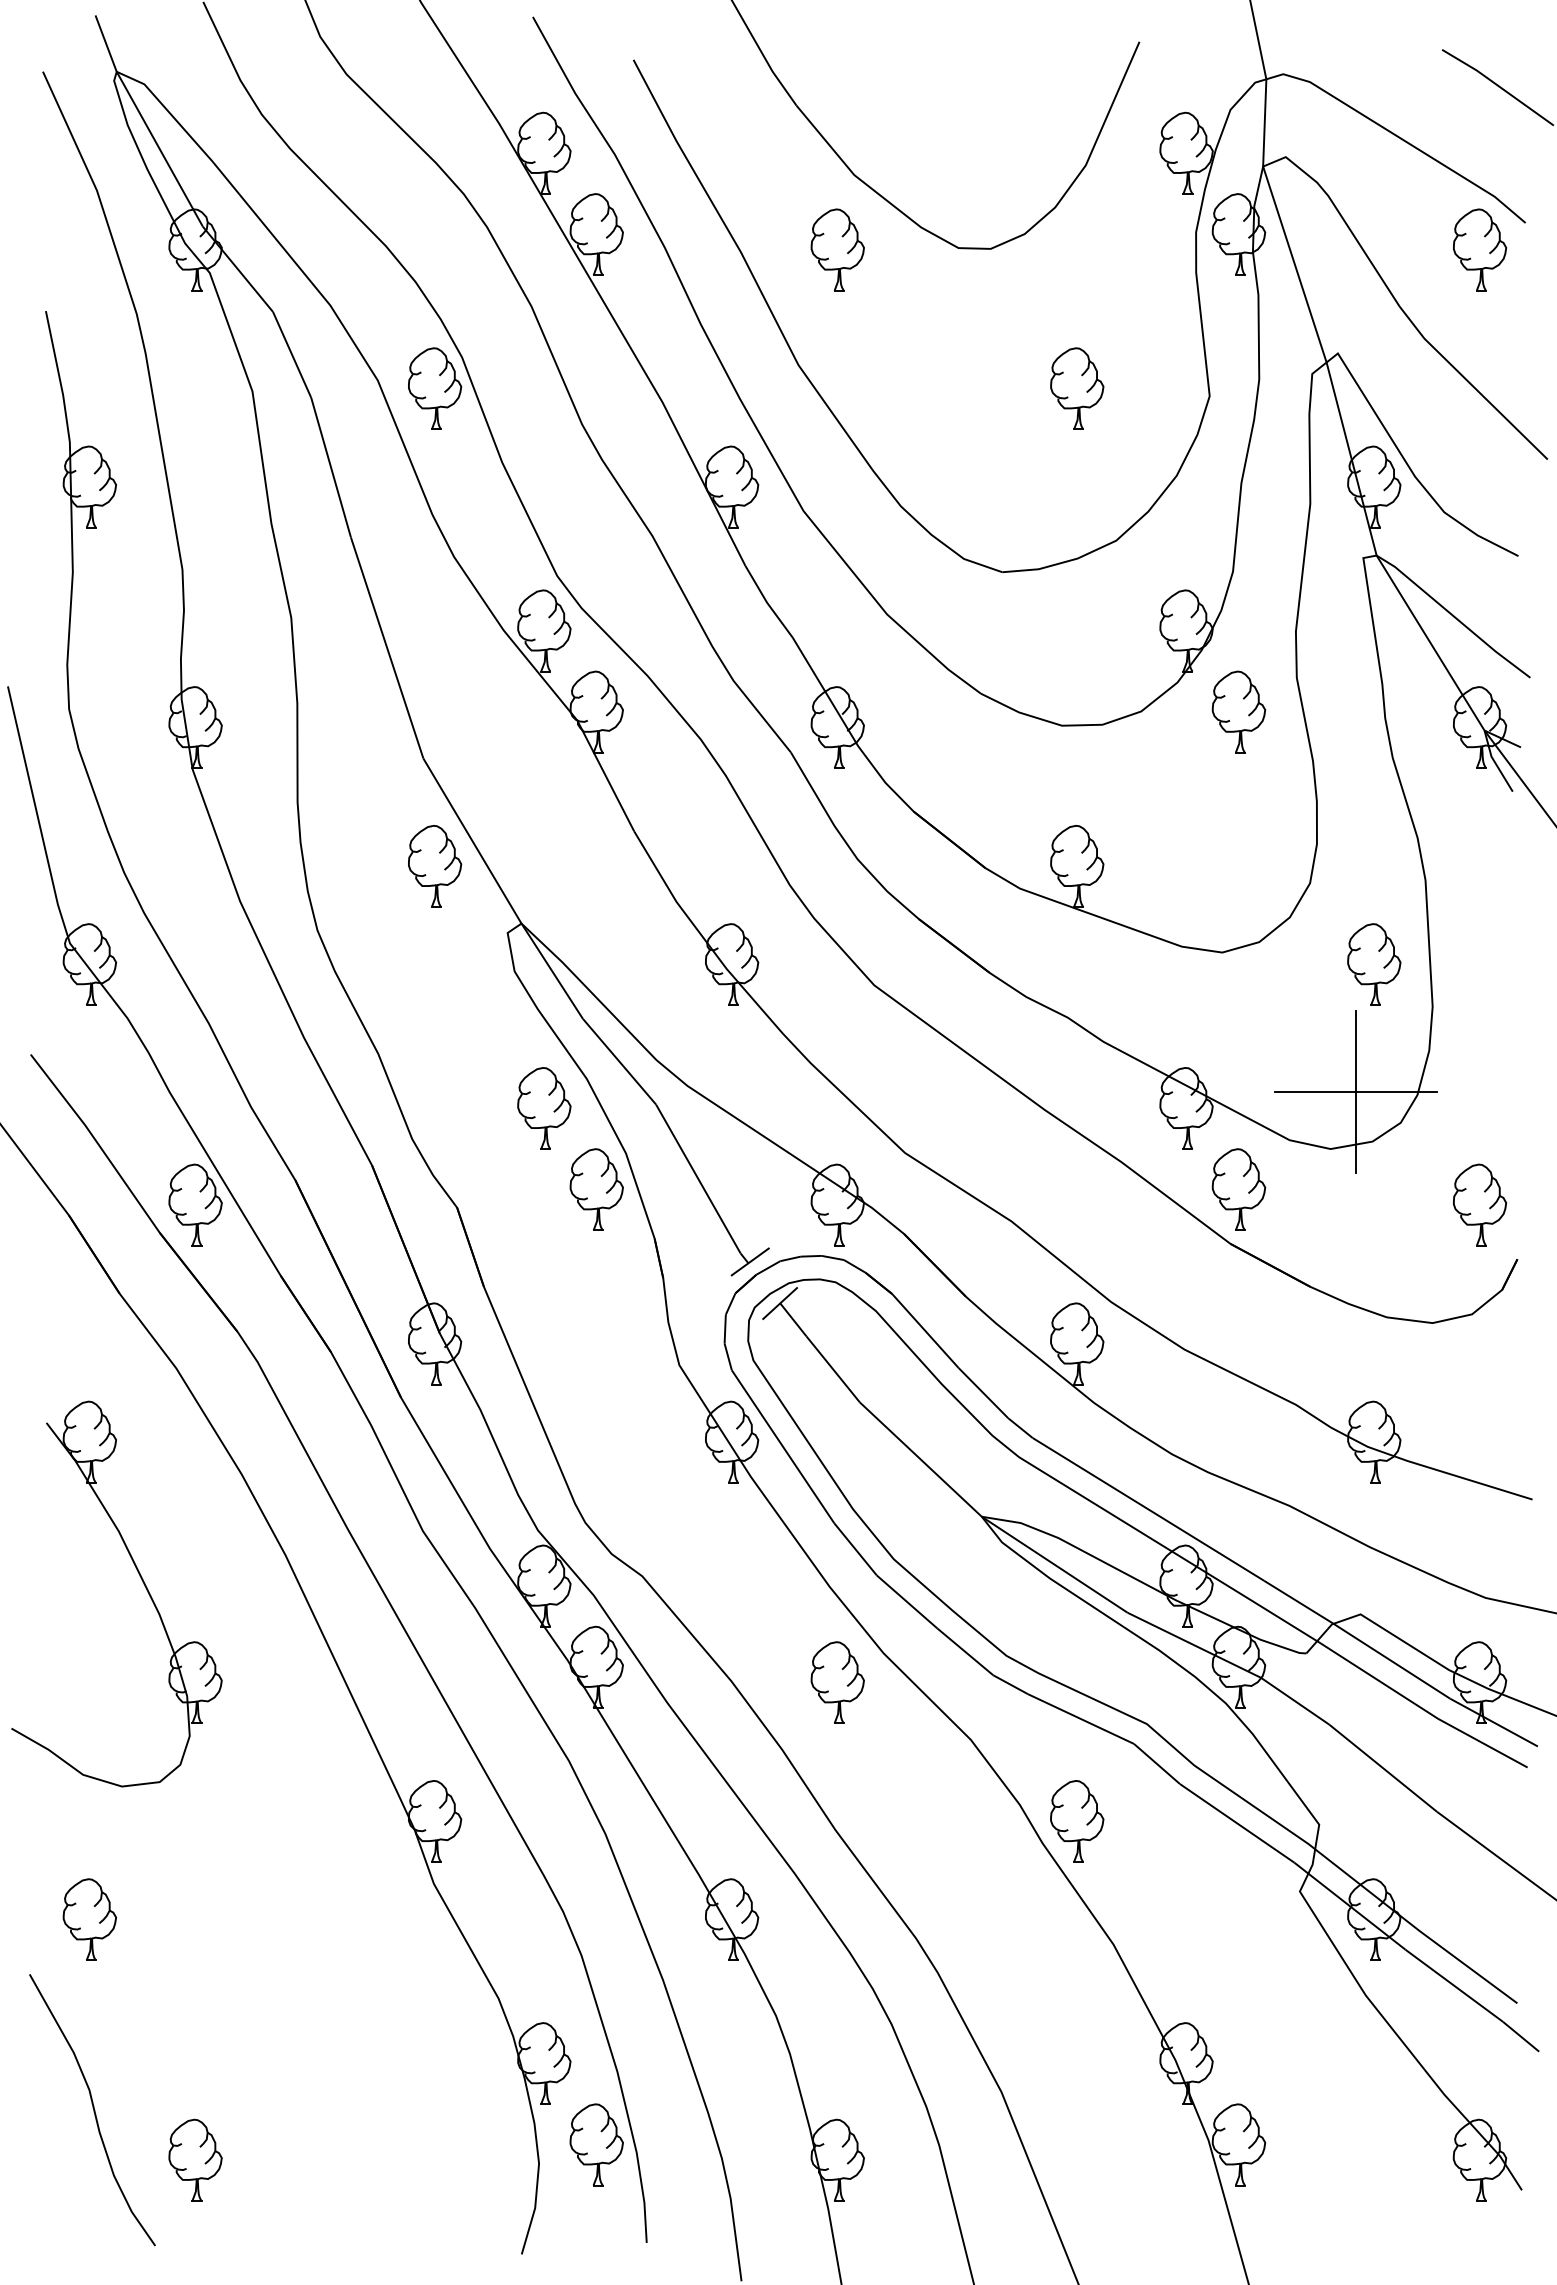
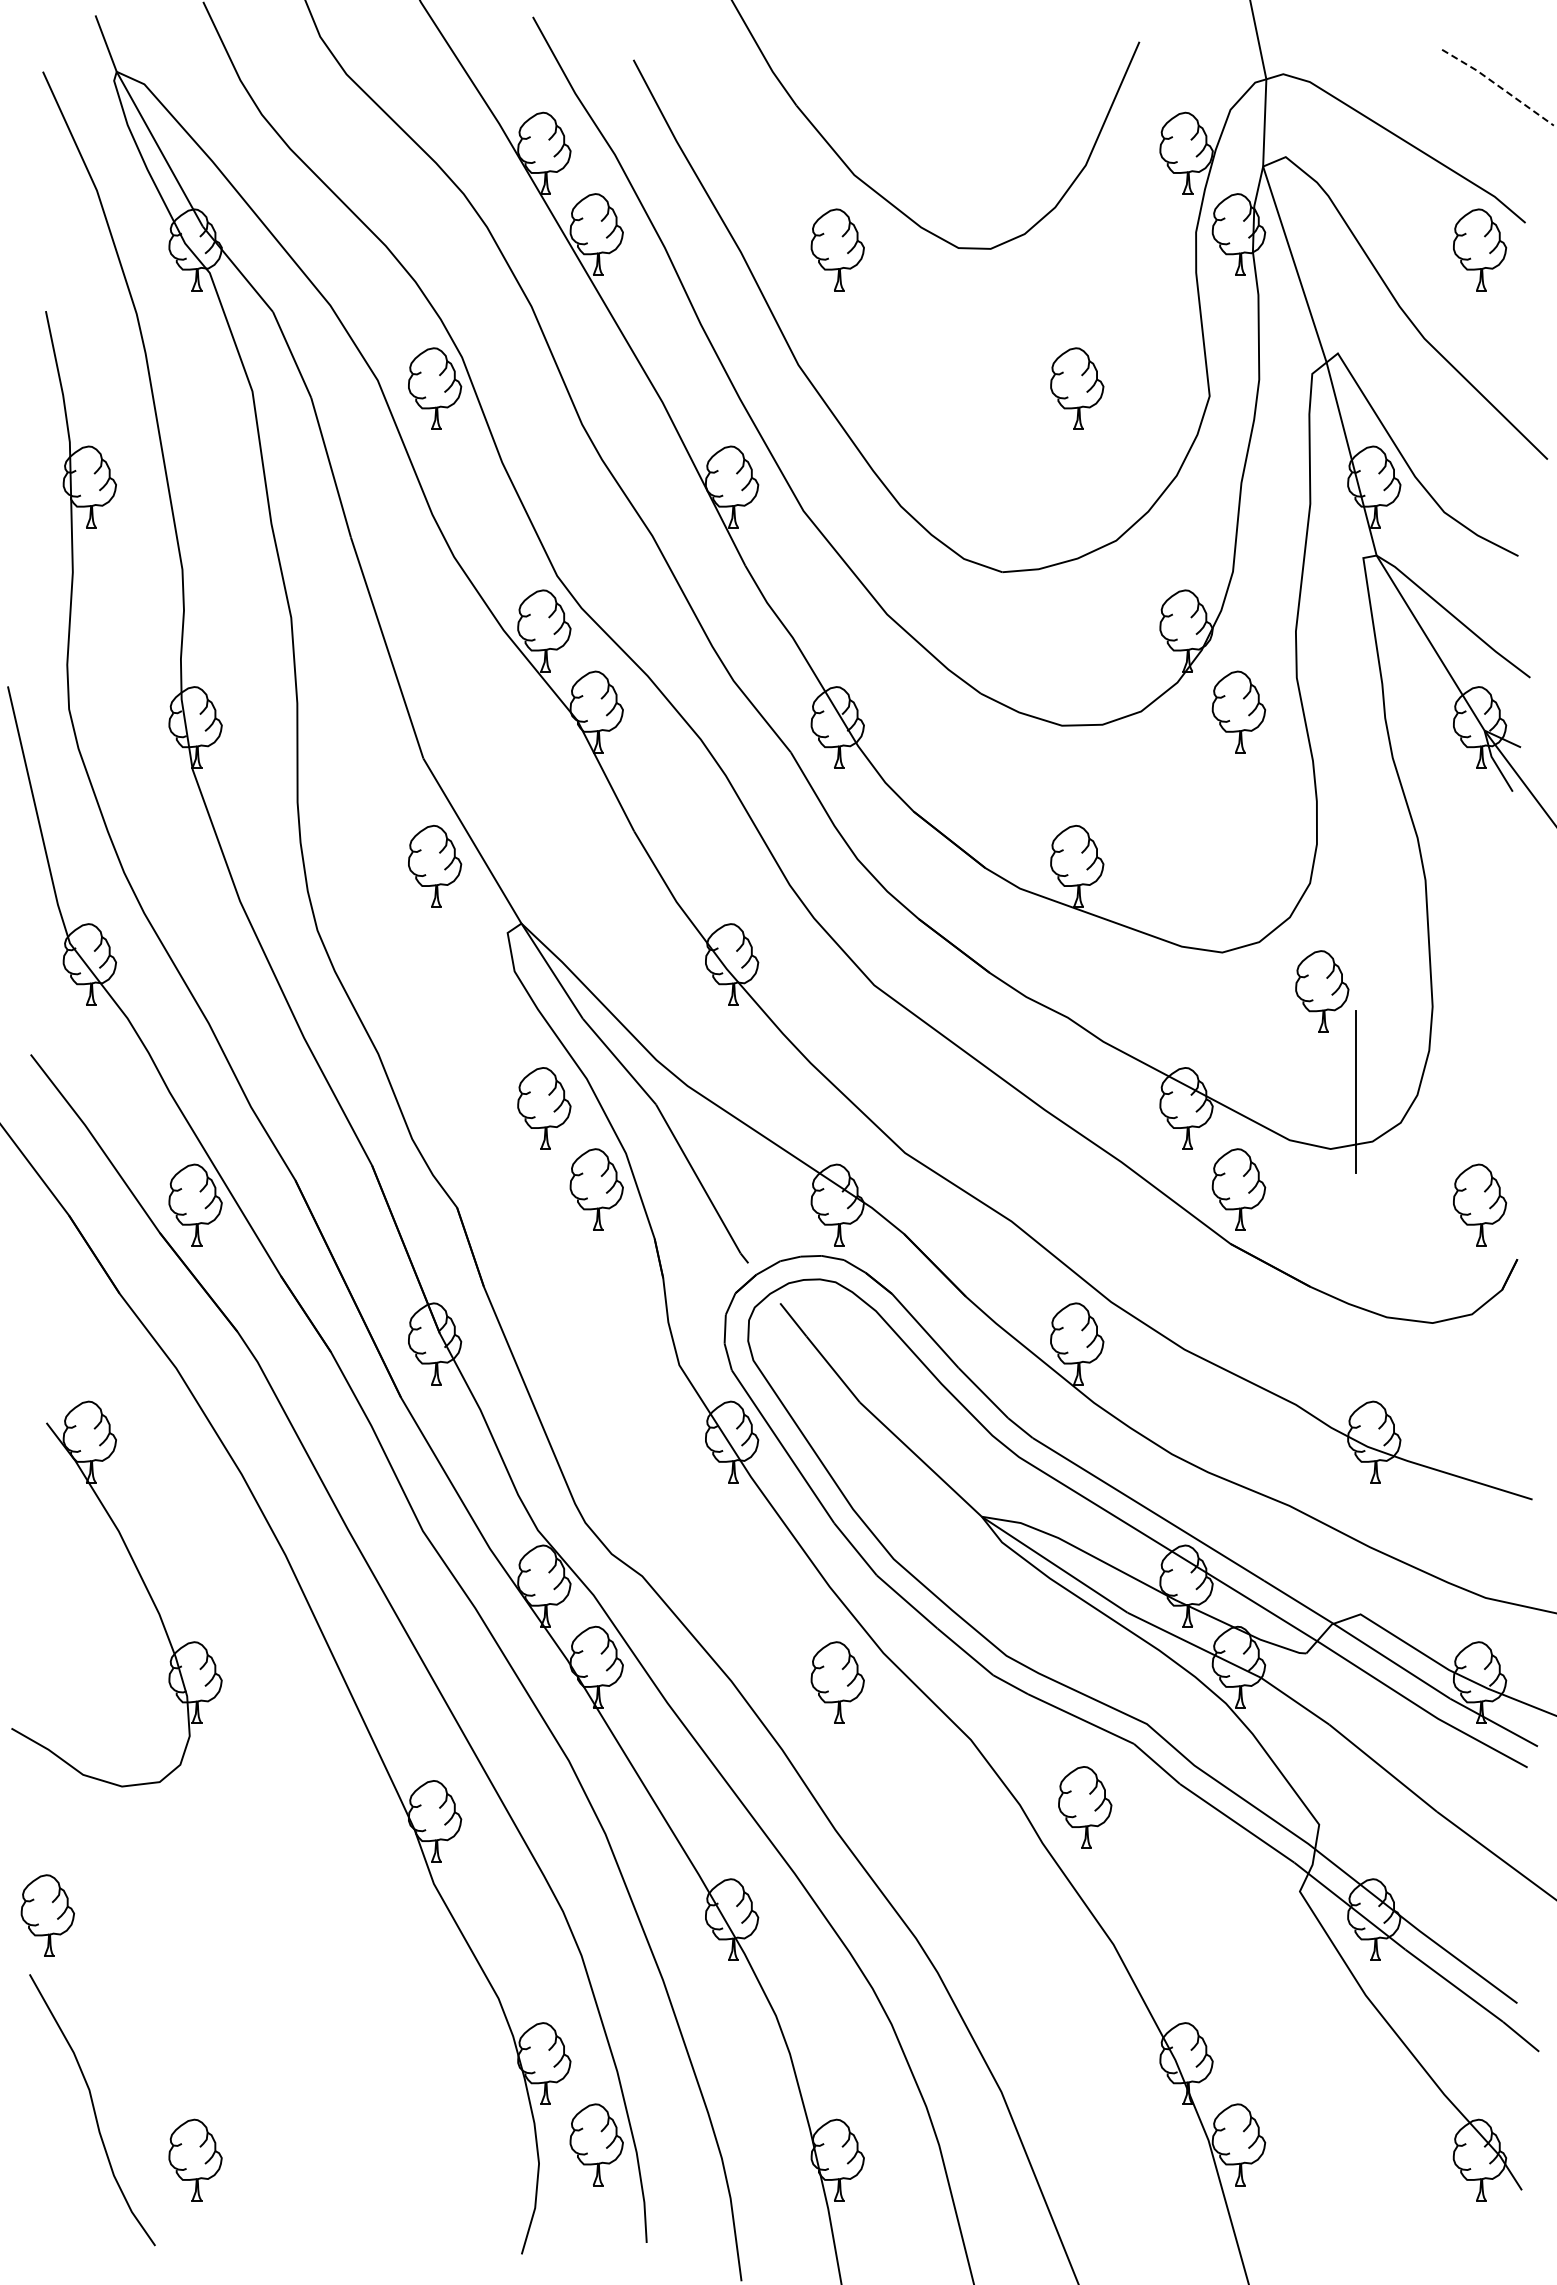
line: solid -> dashed (1498, 86)
part position: (1374, 964) -> (1322, 991) (1322, 991)
line: present -> none (1356, 1092)
line: present -> none (750, 1261)
line: present -> none (779, 1303)
part position: (1077, 1821) -> (1085, 1807) (1085, 1807)
part position: (89, 1919) -> (47, 1915) (47, 1915)
